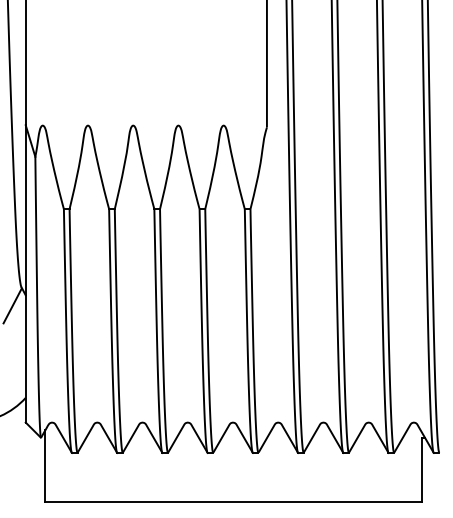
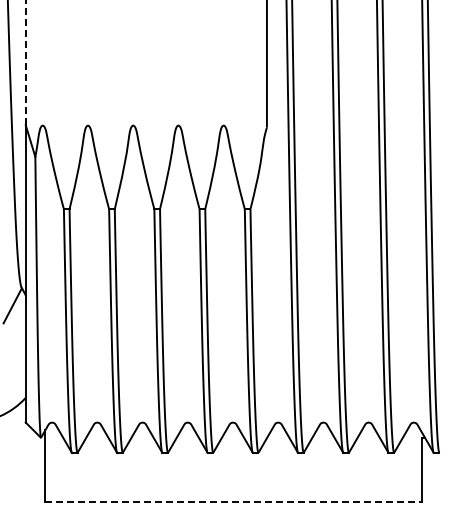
line: solid -> dashed (25, 62)
line: solid -> dashed (234, 502)
